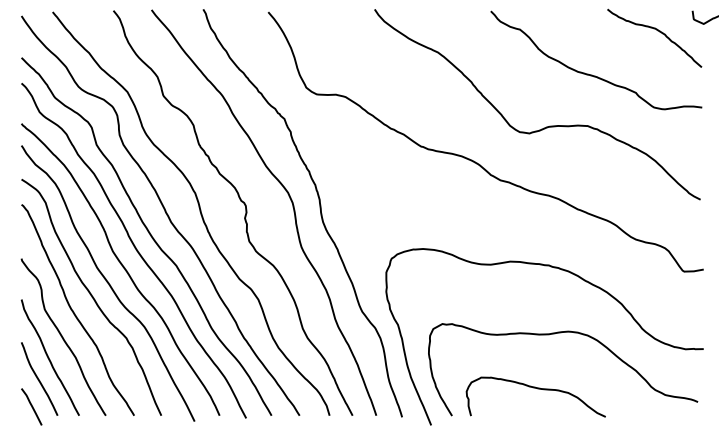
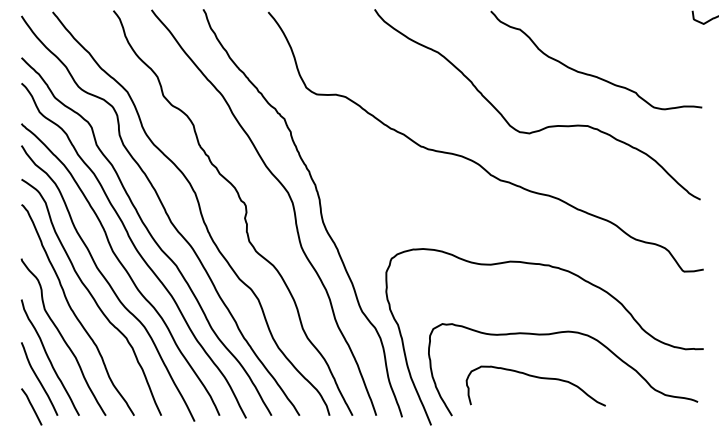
curve: present -> none (657, 31)
curve position: (537, 389) -> (537, 378) (537, 378)
